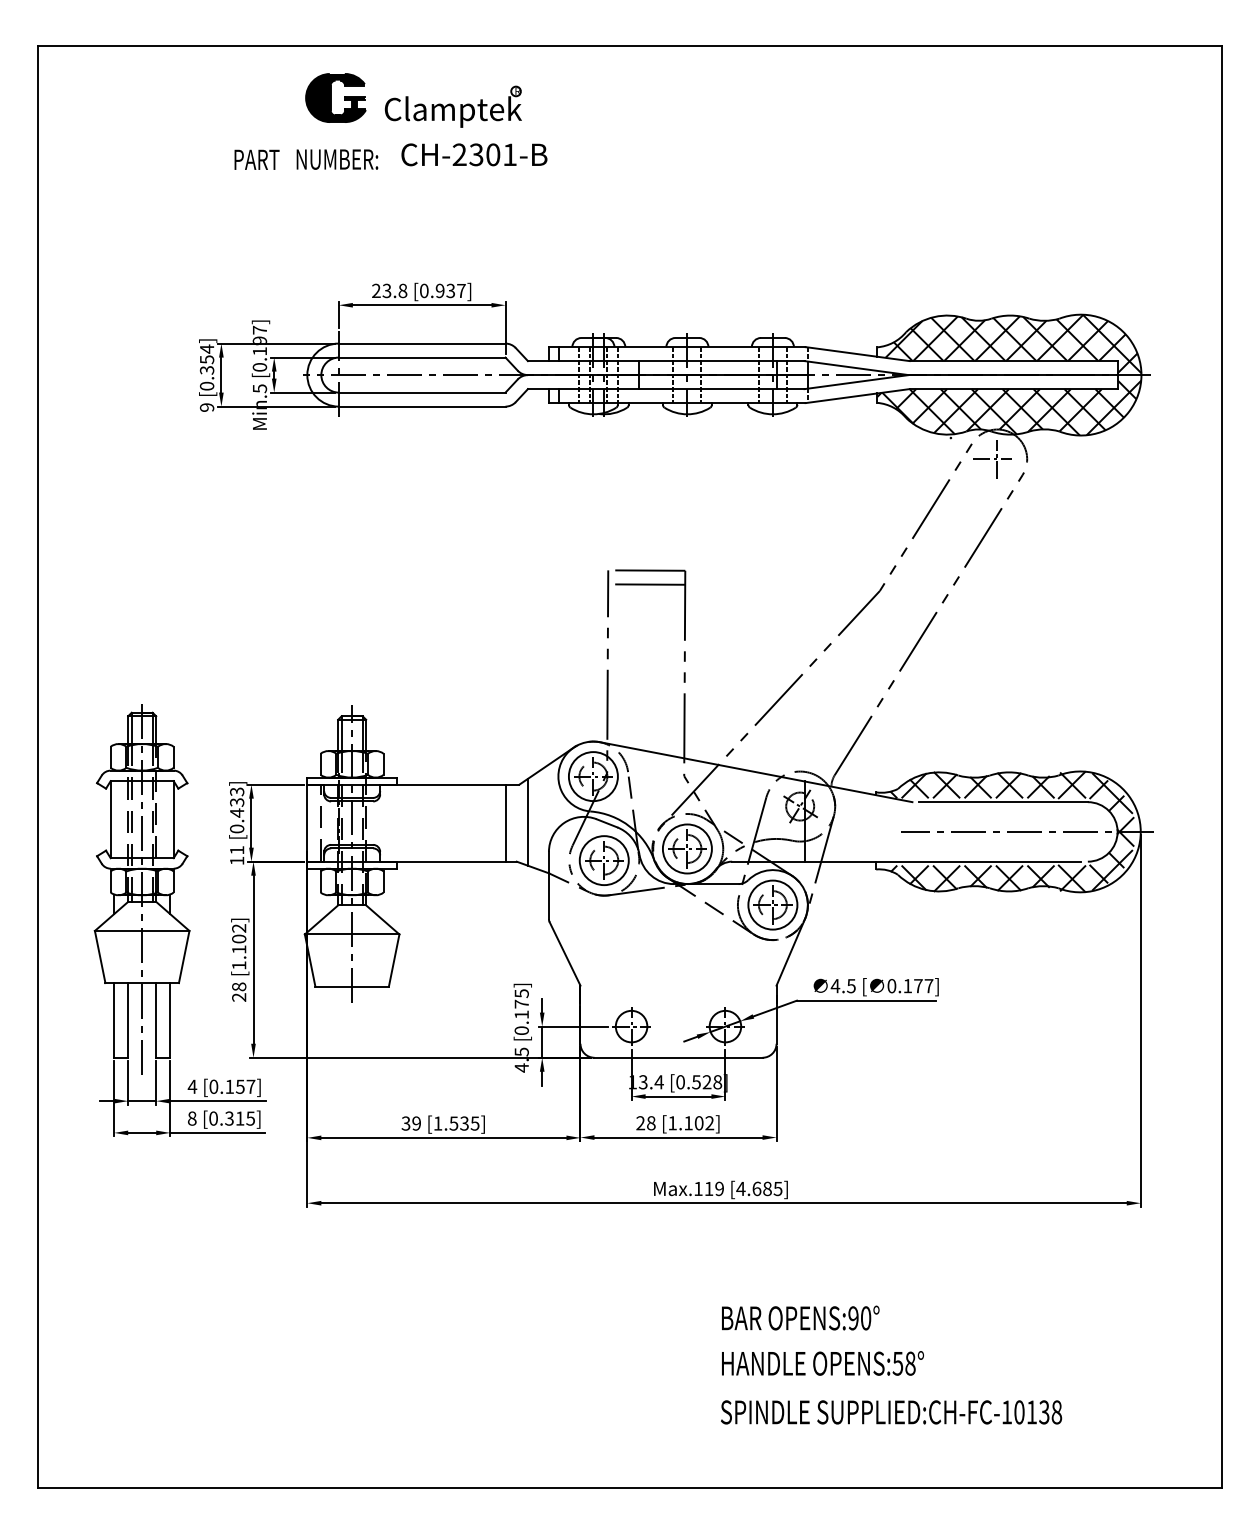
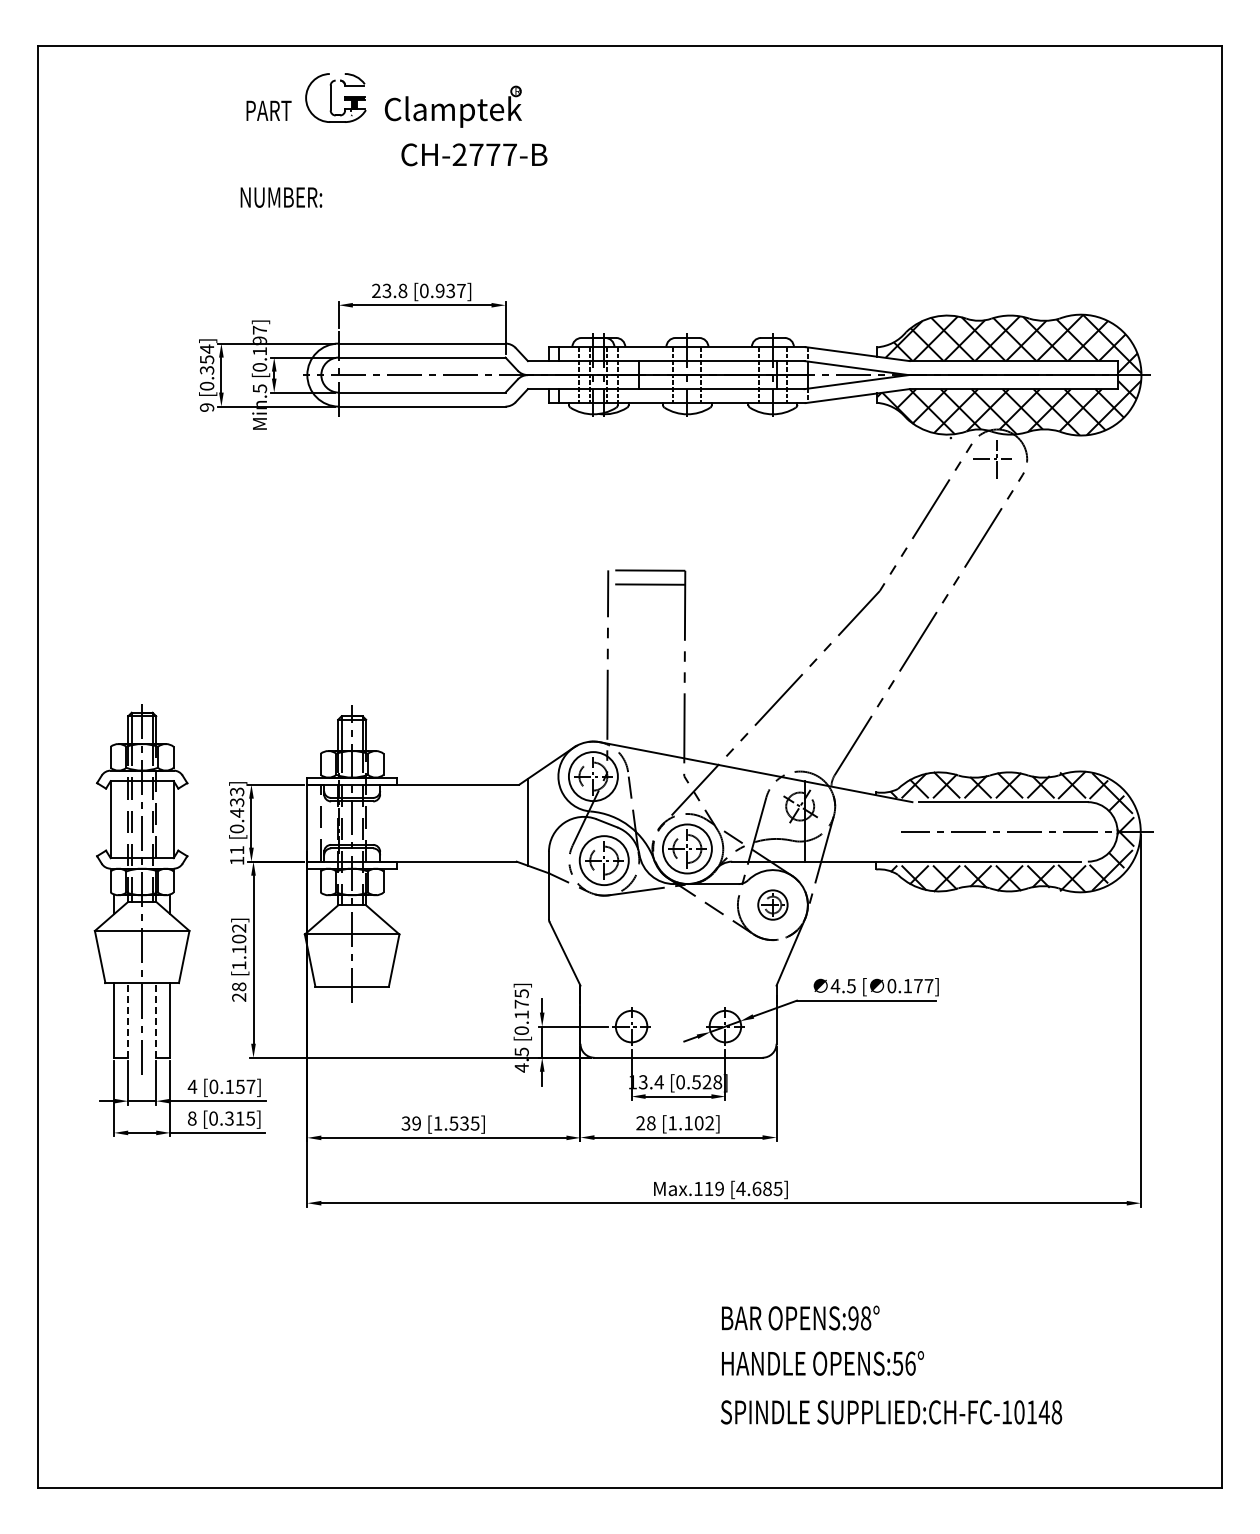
fill: present -> none (336, 98)
text: CH-2301-B -> CH-2777-B (492, 154)
text position: (256, 159) -> (268, 110) (268, 110)
text position: (337, 159) -> (281, 197) (281, 197)
line: present -> none (505, 822)
part size: 52x52 px -> 32x32 px (772, 904)
line: solid -> dashed (128, 1019)
line: solid -> dashed (156, 1019)
text: OPENS:90° -> OPENS:98° (866, 1318)
text: OPENS:58° -> OPENS:56° (910, 1363)
text: SUPPLIED:CH-FC-10138 -> SUPPLIED:CH-FC-10148 (1043, 1412)
